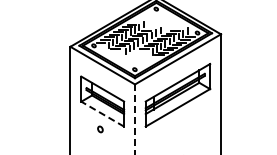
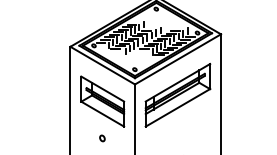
line: dashed -> solid (102, 114)
line: dashed -> solid (134, 119)
part position: (100, 129) -> (102, 138) (102, 138)
